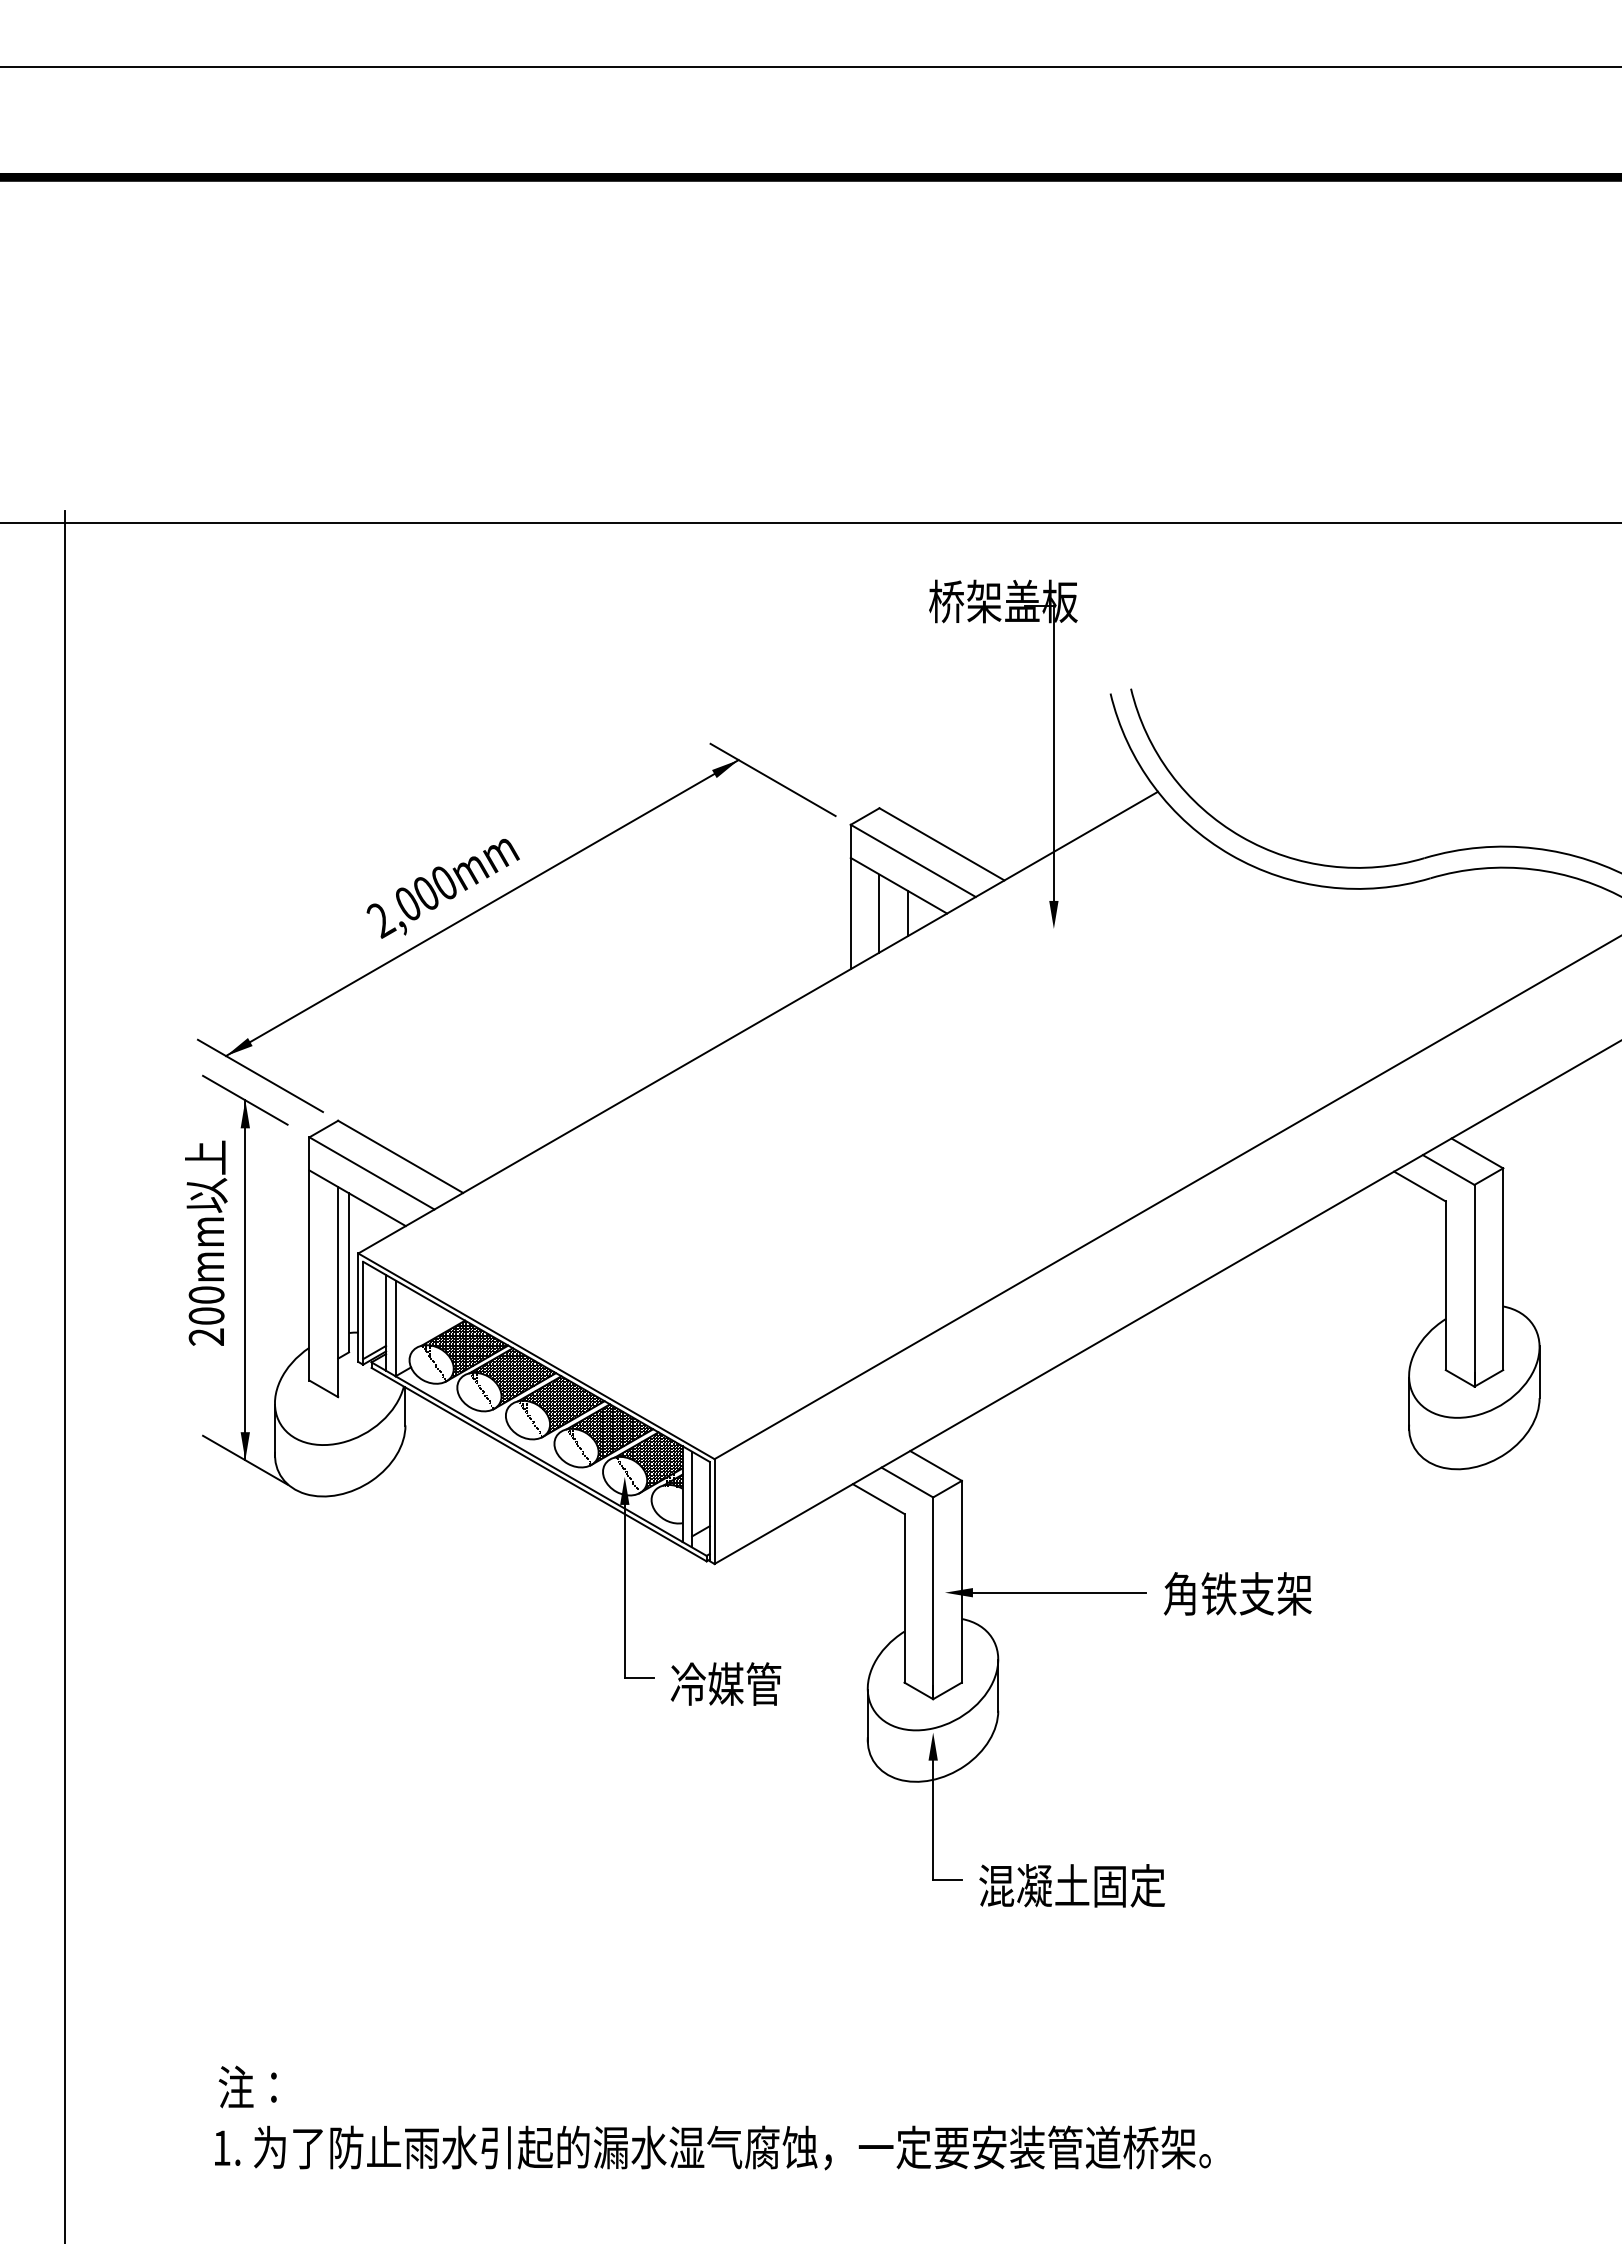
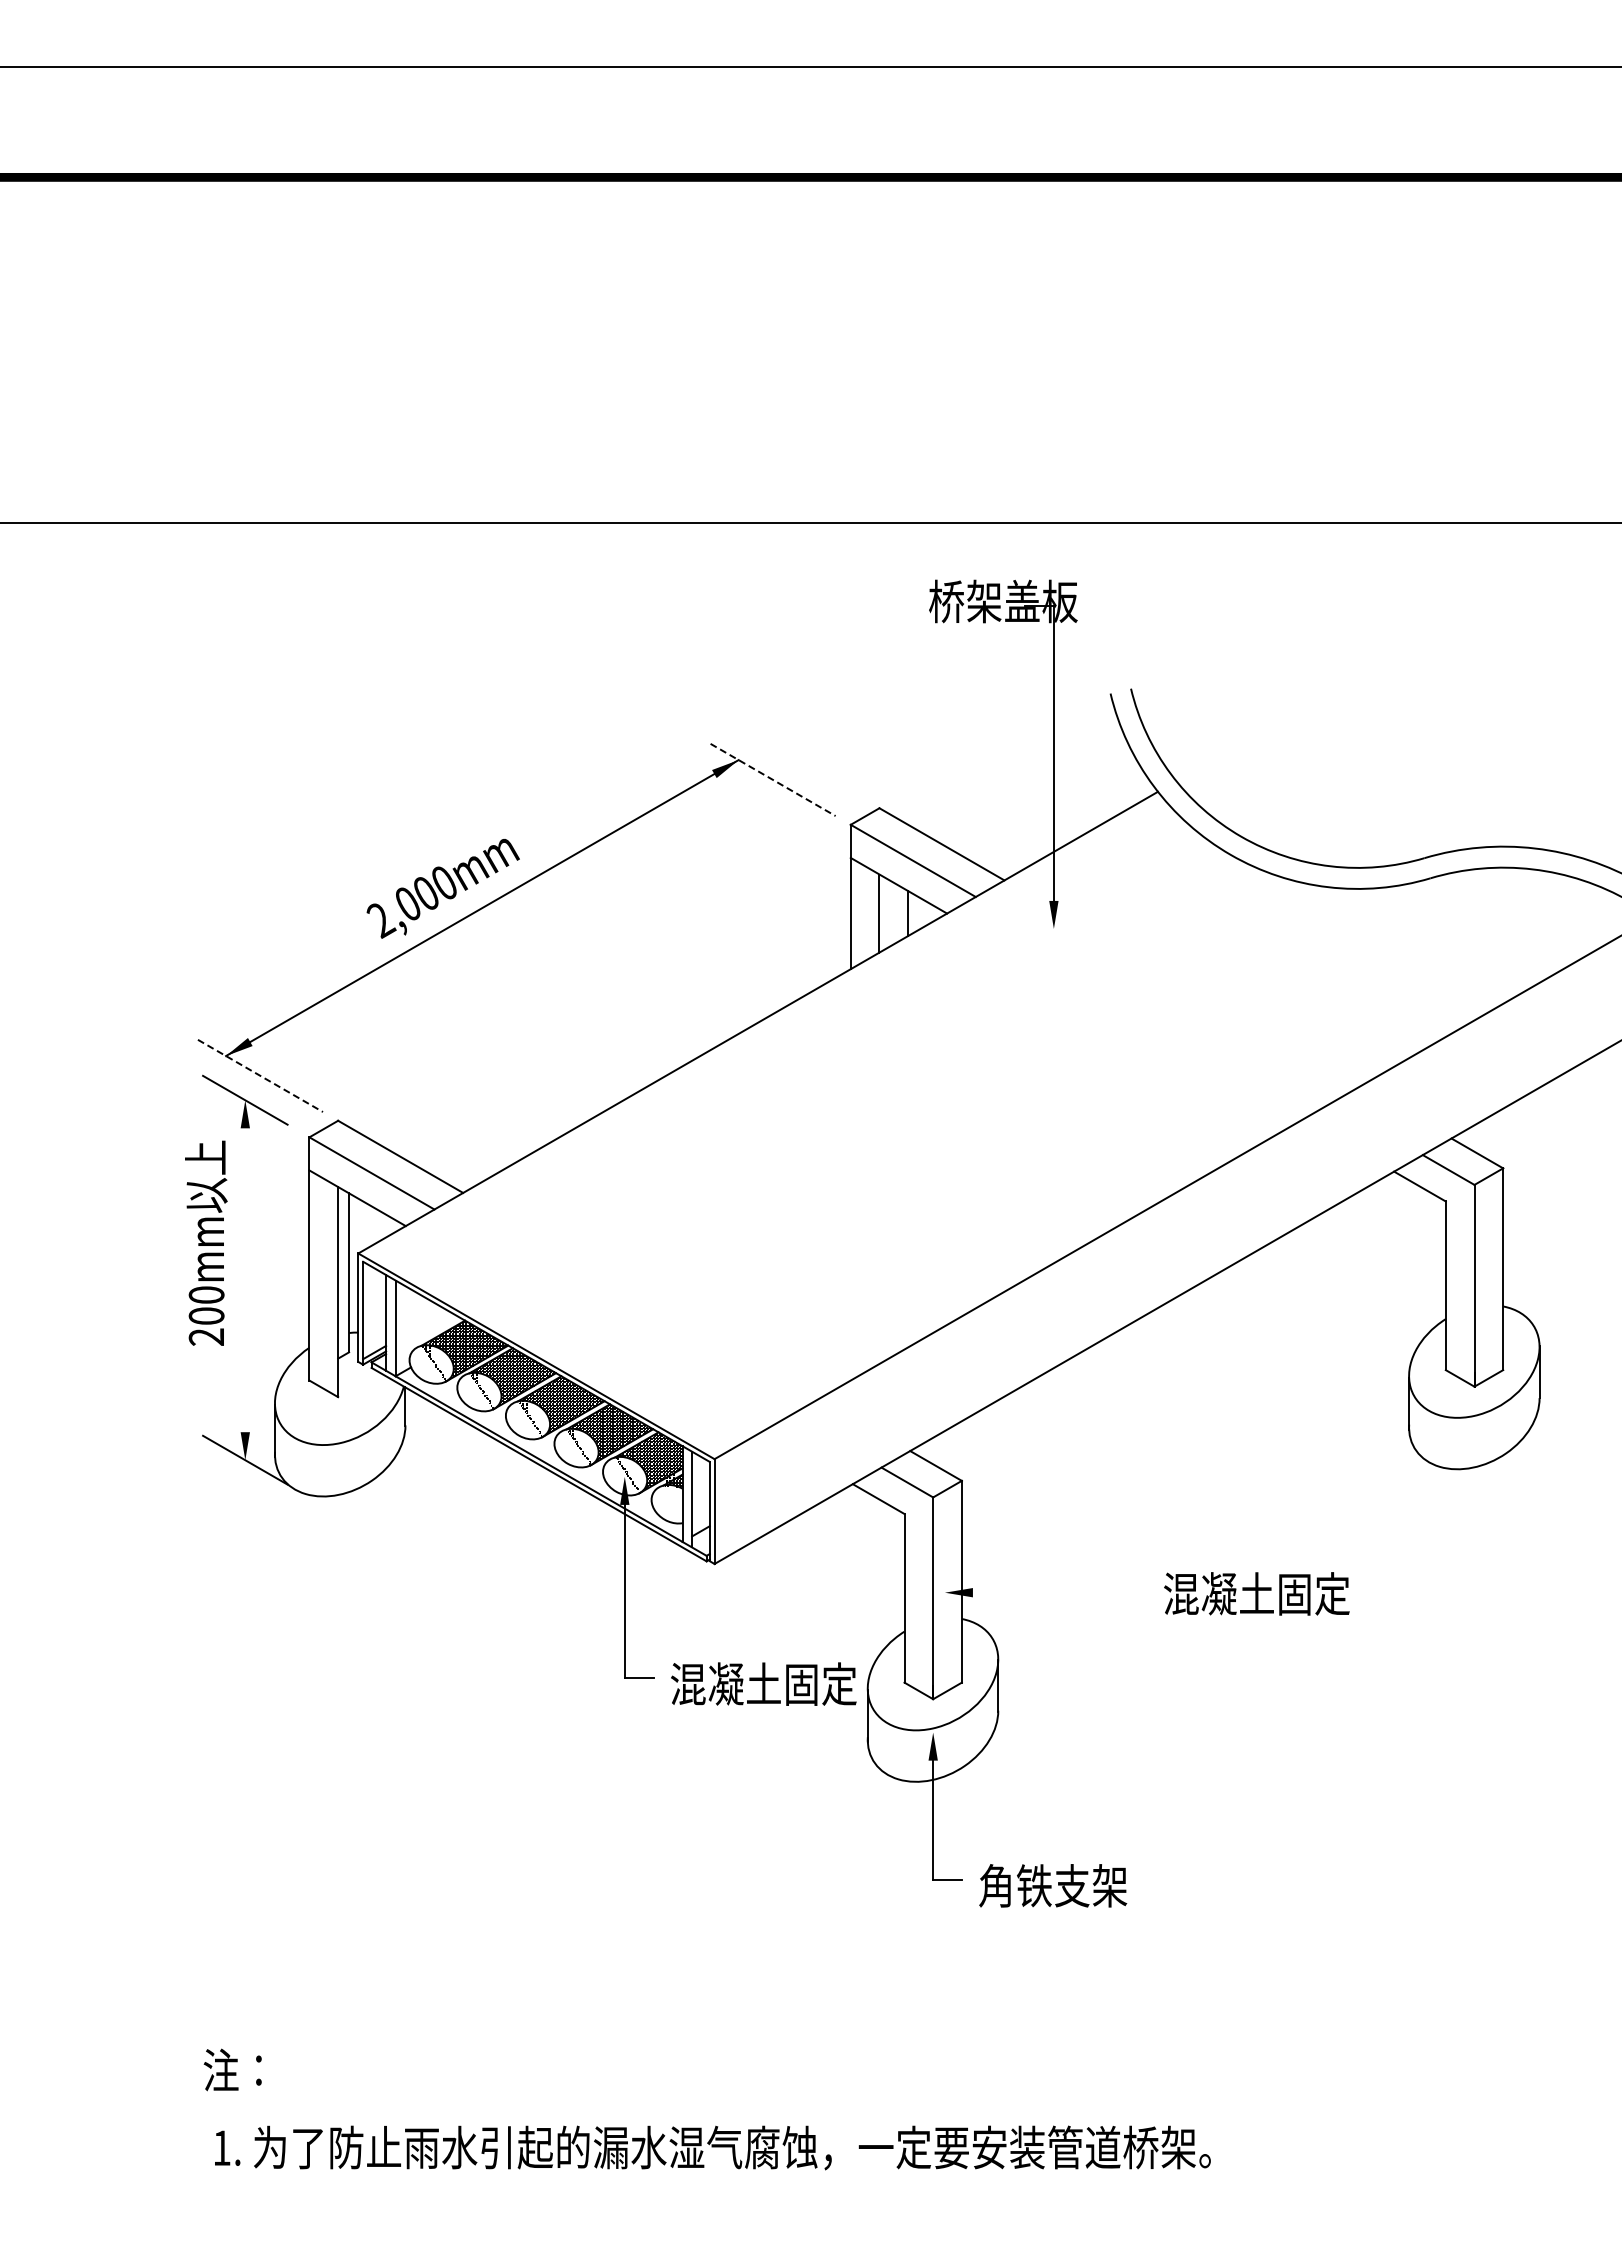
line: solid -> dashed (773, 780)
line: solid -> dashed (260, 1076)
line: present -> none (245, 1280)
line: present -> none (64, 1375)
line: present -> none (1059, 1592)
text: 角铁支架 -> 混凝土固定 (1256, 1593)
text: 冷媒管 -> 混凝土固定 (763, 1683)
text: 混凝土固定 -> 角铁支架 (1072, 1885)
text position: (247, 2086) -> (232, 2069) (232, 2069)
